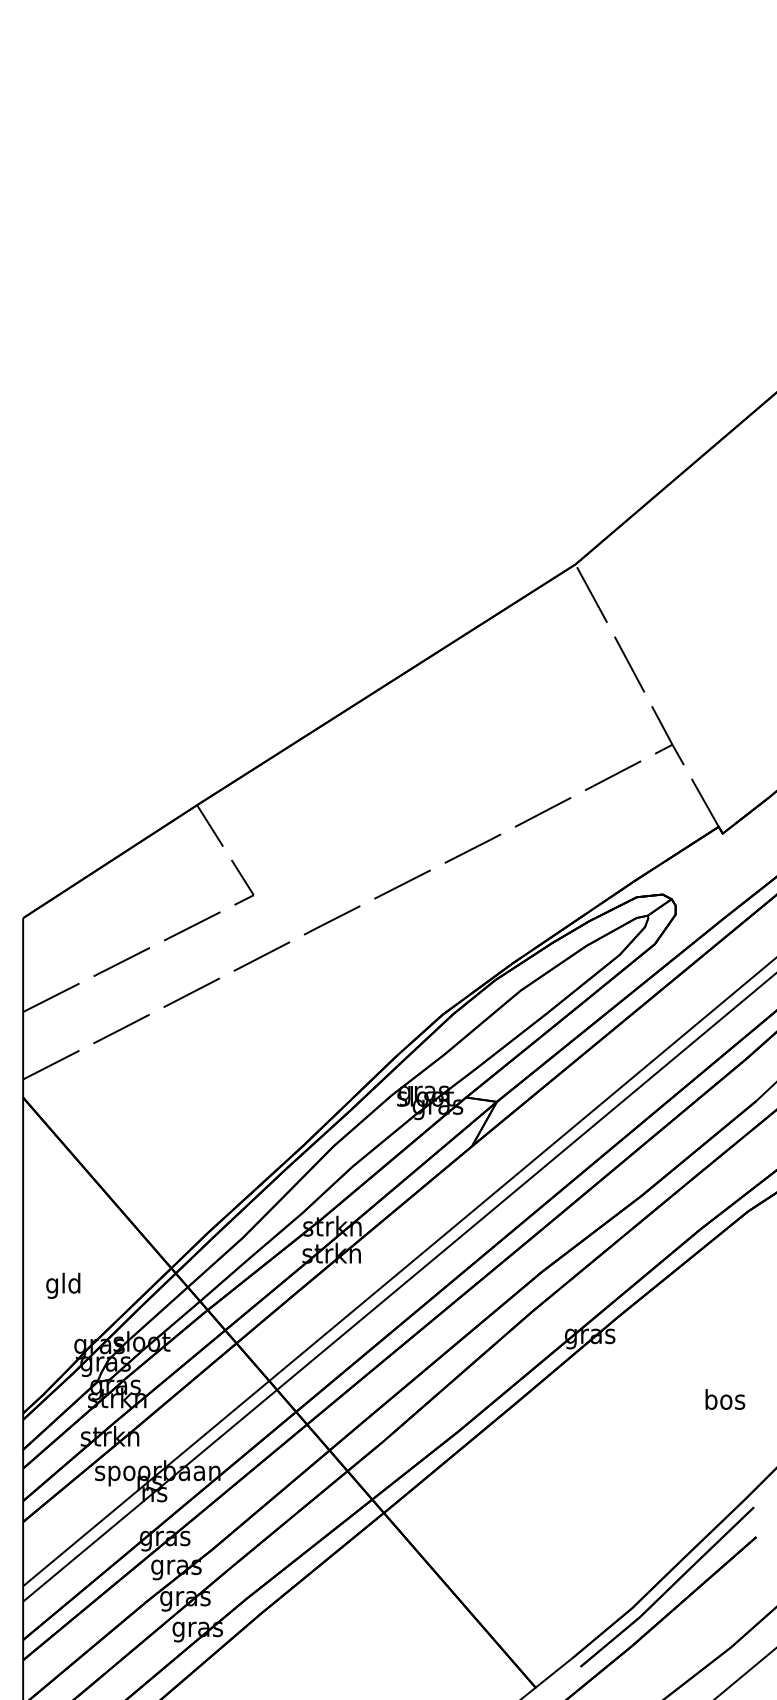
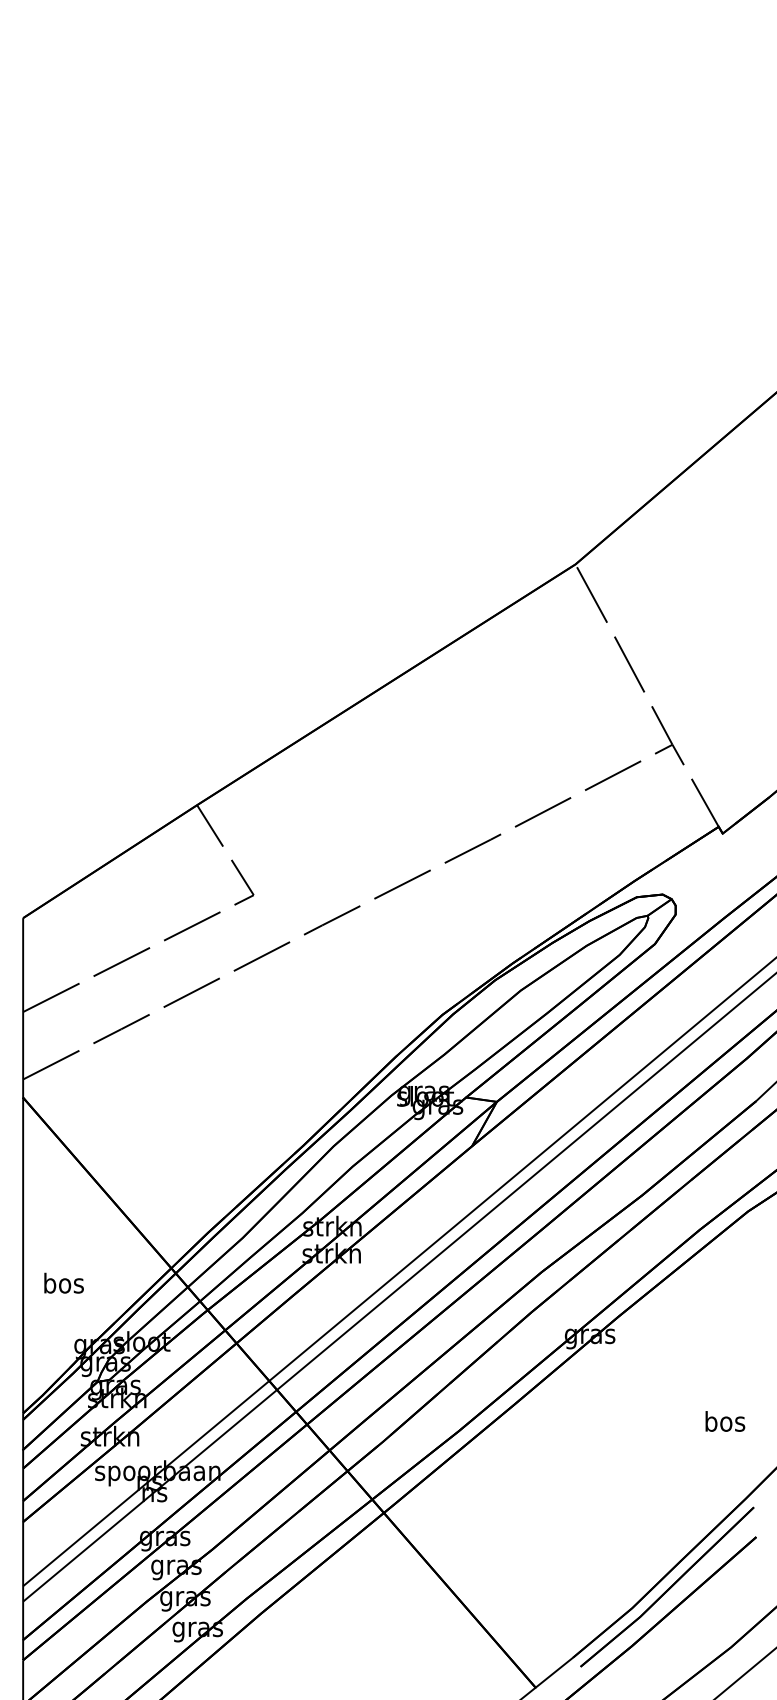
text: gld -> bos (63, 1285)
text position: (725, 1399) -> (725, 1421) (725, 1421)
